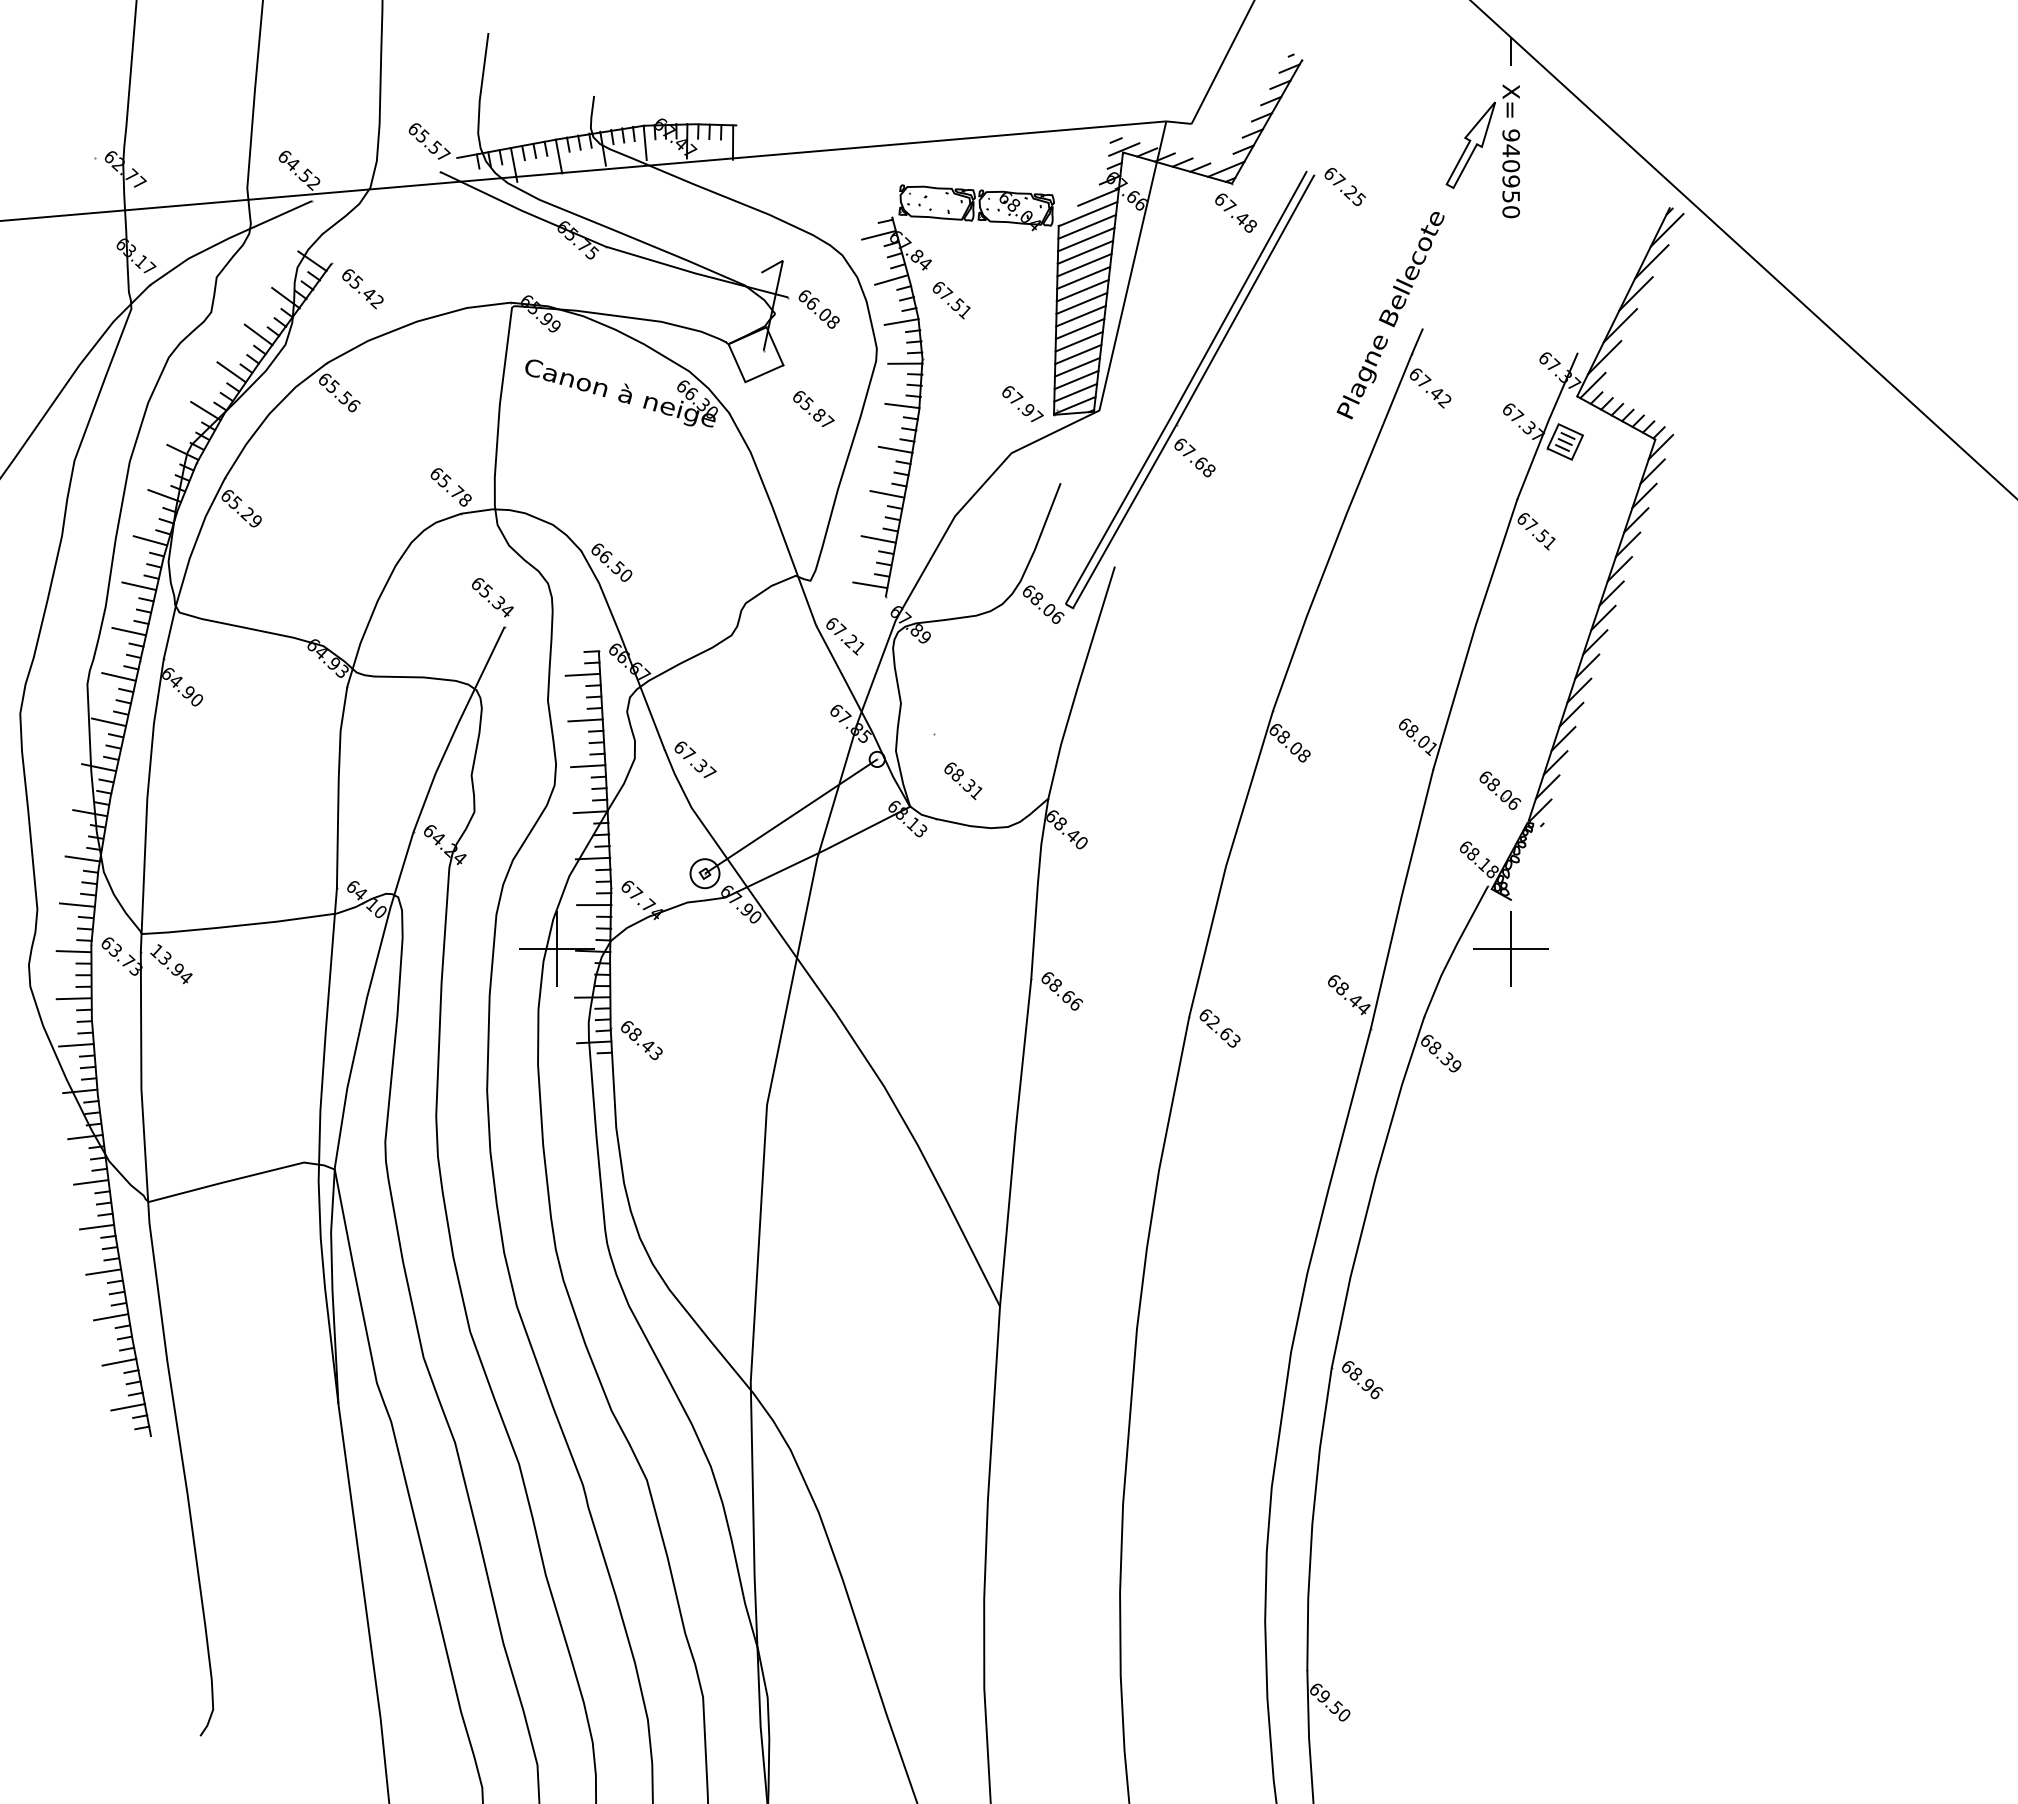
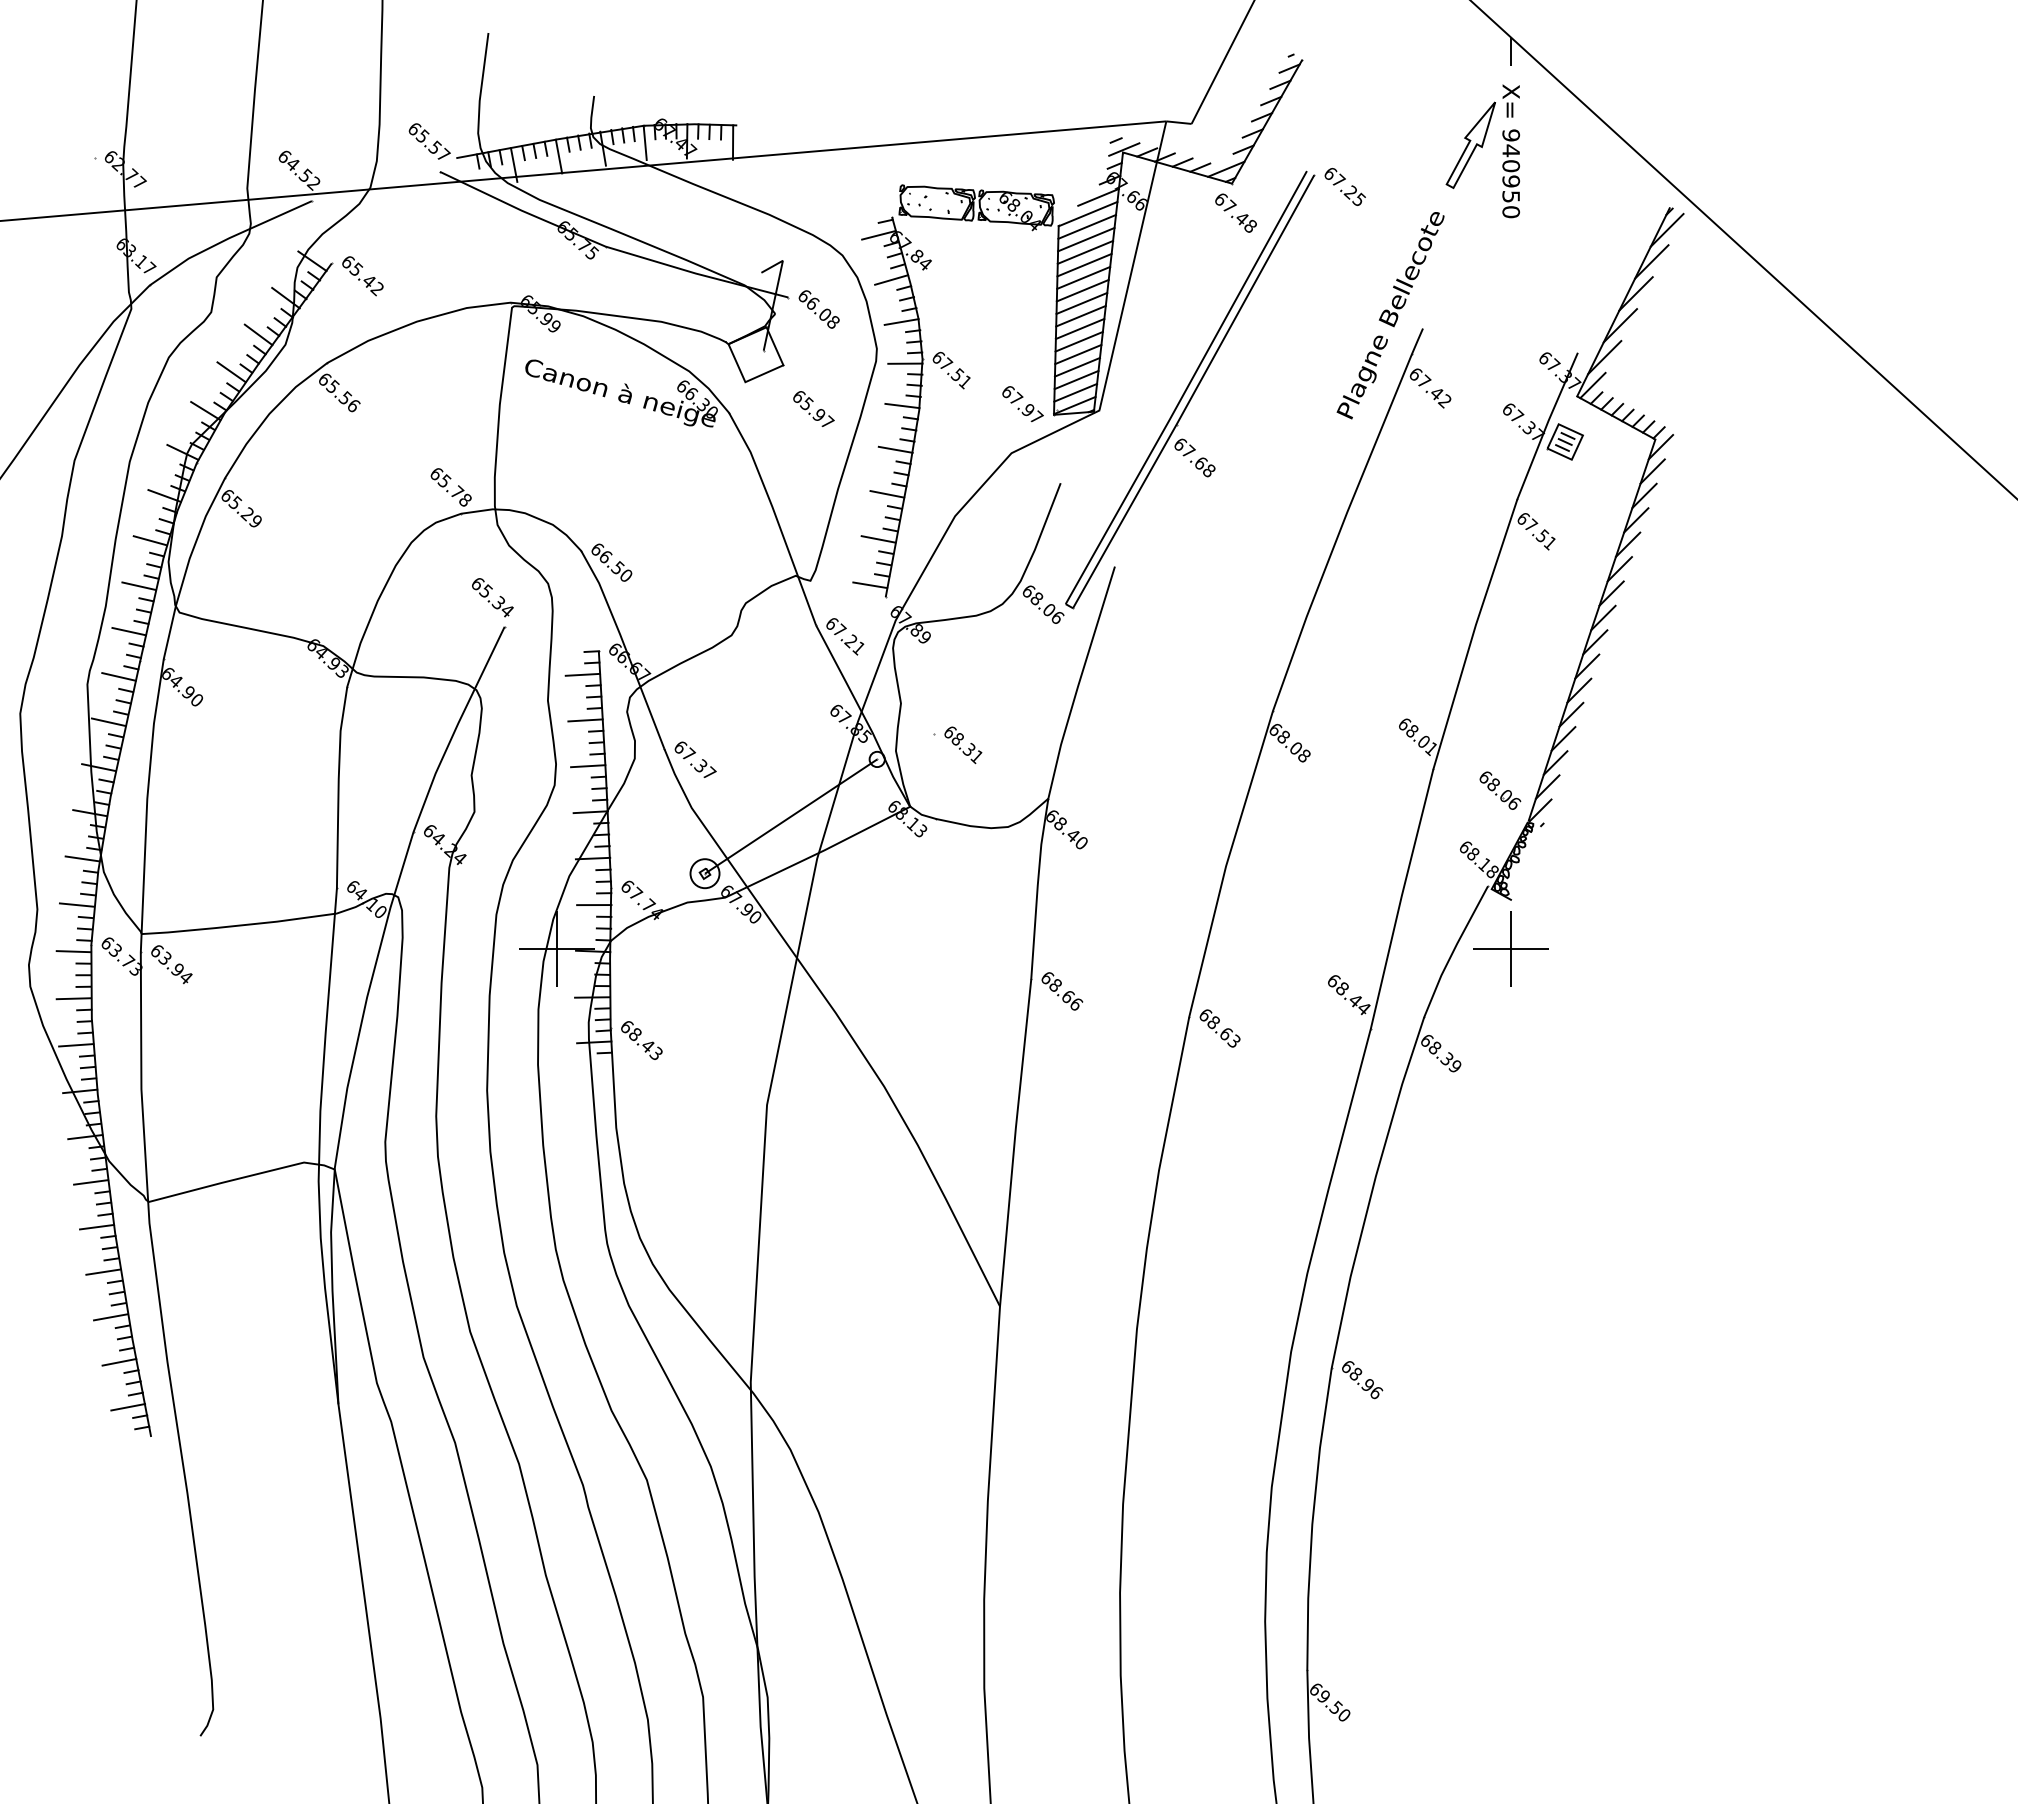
text position: (362, 289) -> (362, 276) (362, 276)
text position: (951, 300) -> (951, 370) (951, 370)
text: 65.87 -> 65.97 (818, 415)
text position: (963, 781) -> (963, 745) (963, 745)
text: 13.94 -> 63.94 (156, 951)
text: 62.63 -> 68.63 (1212, 1022)
